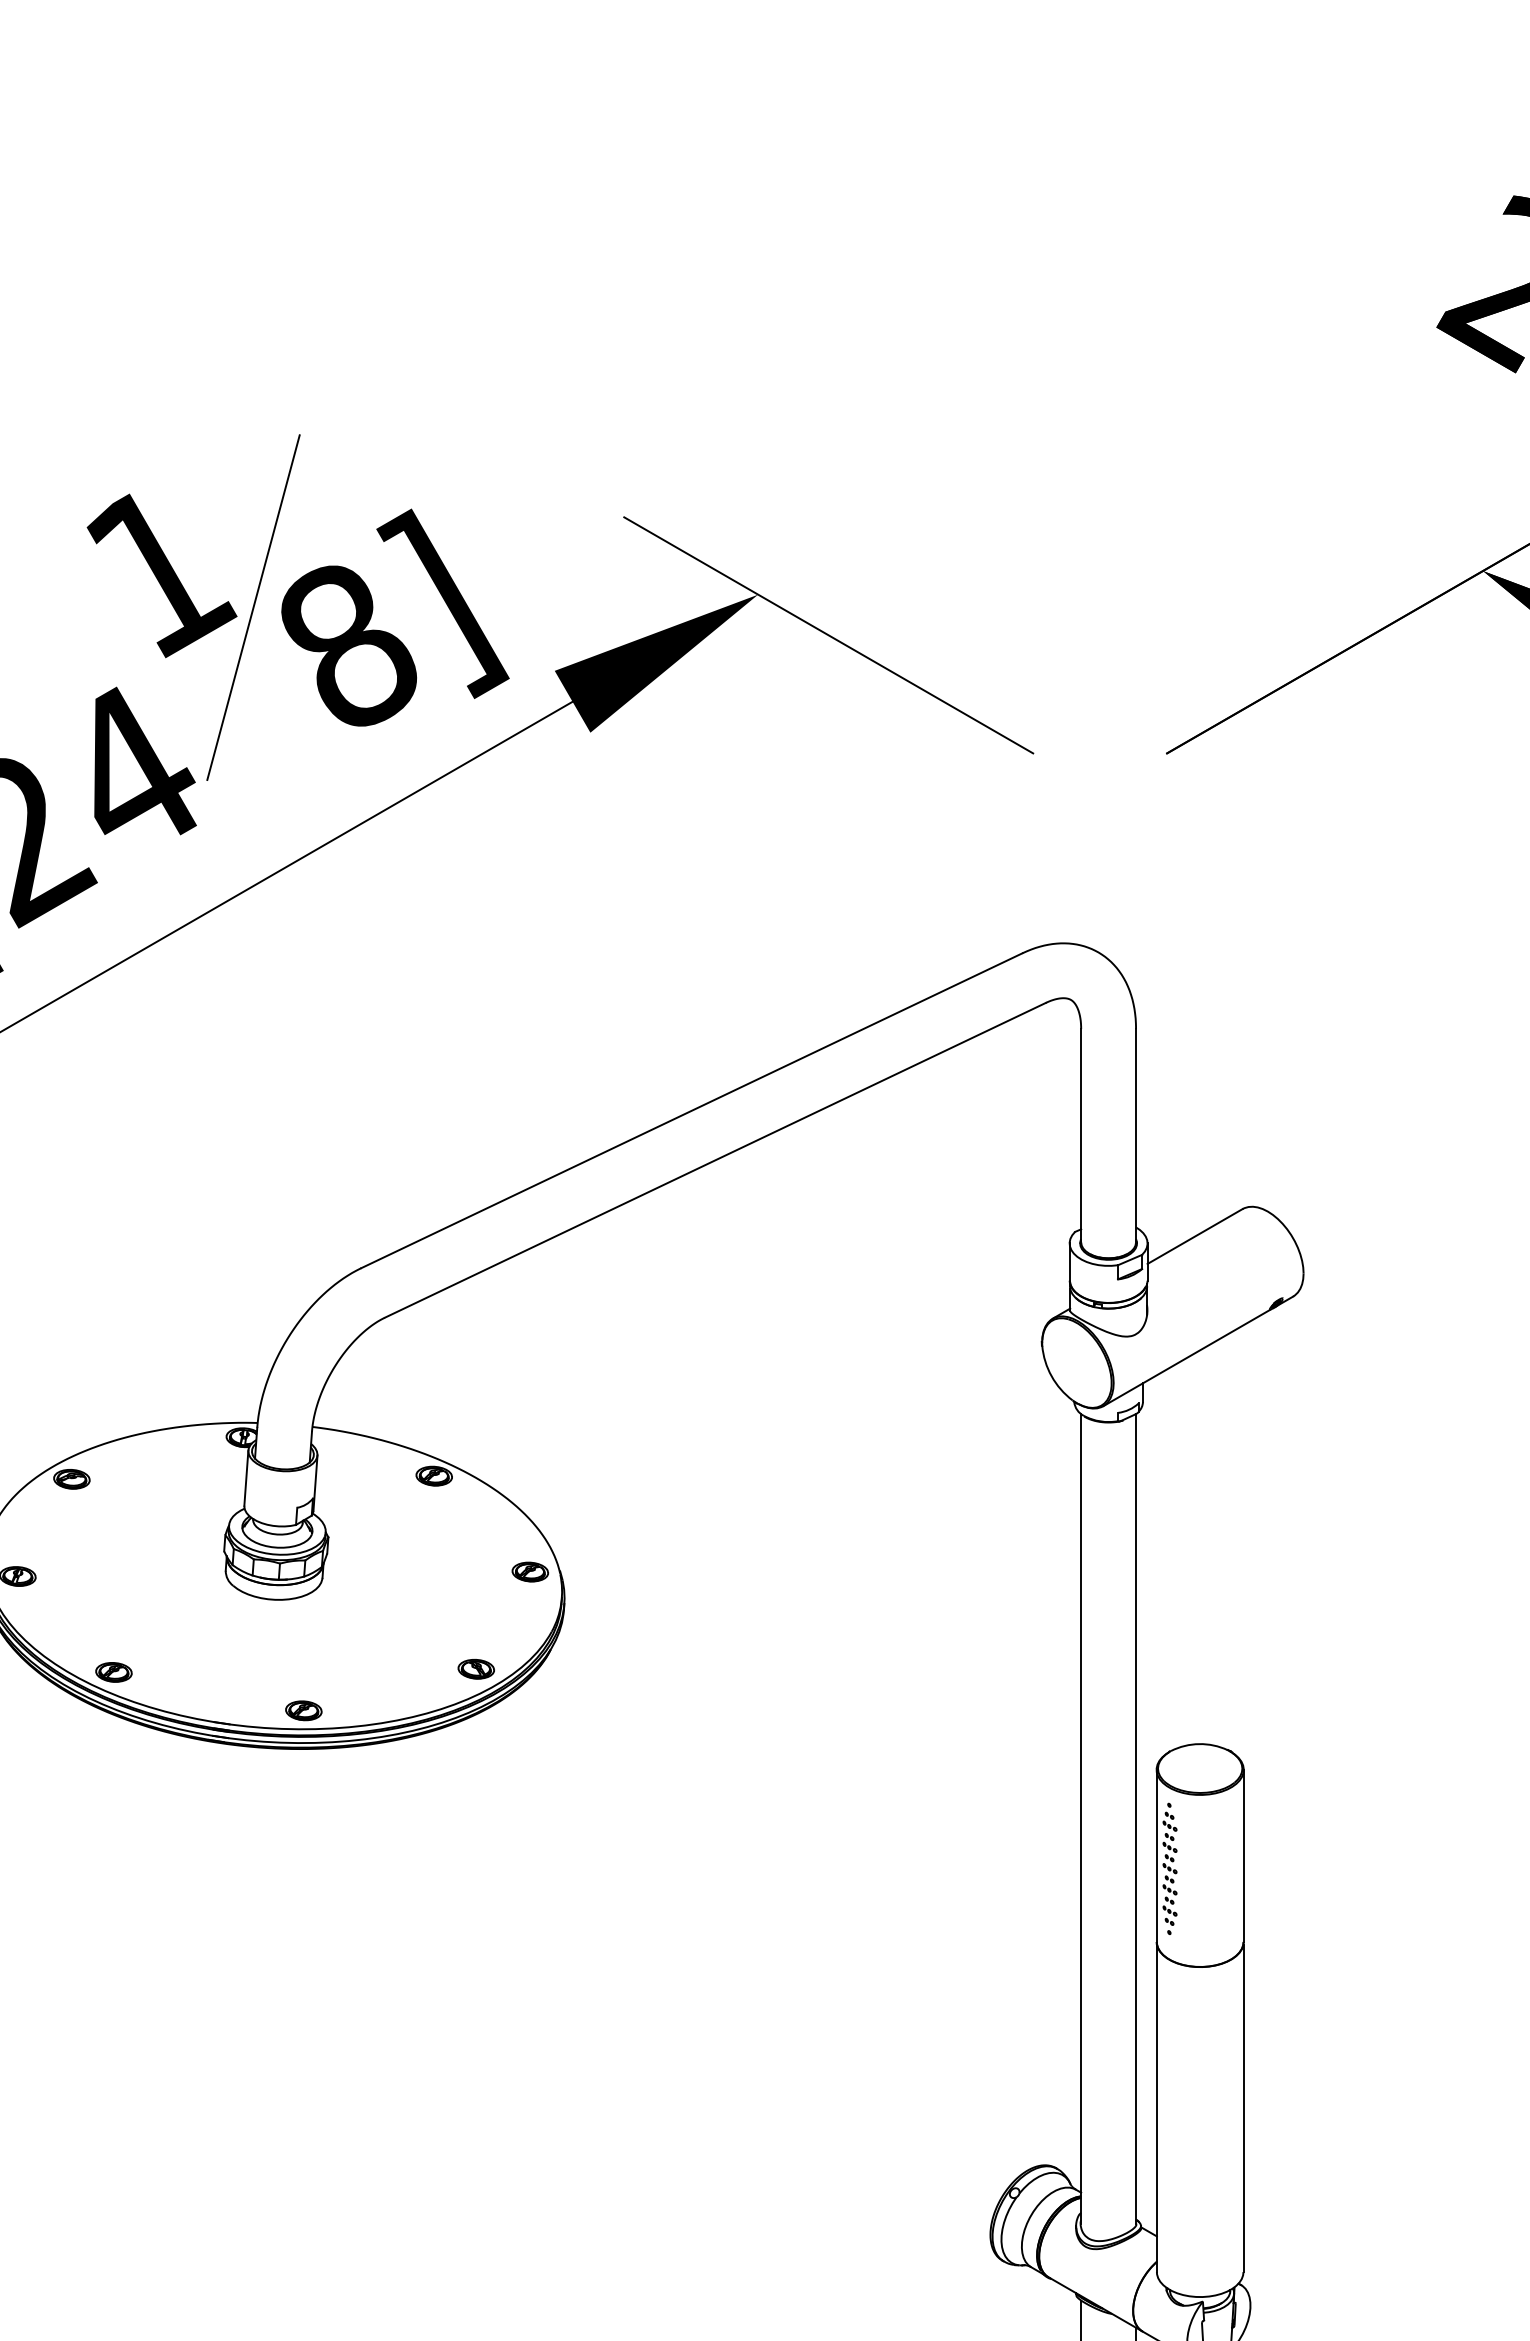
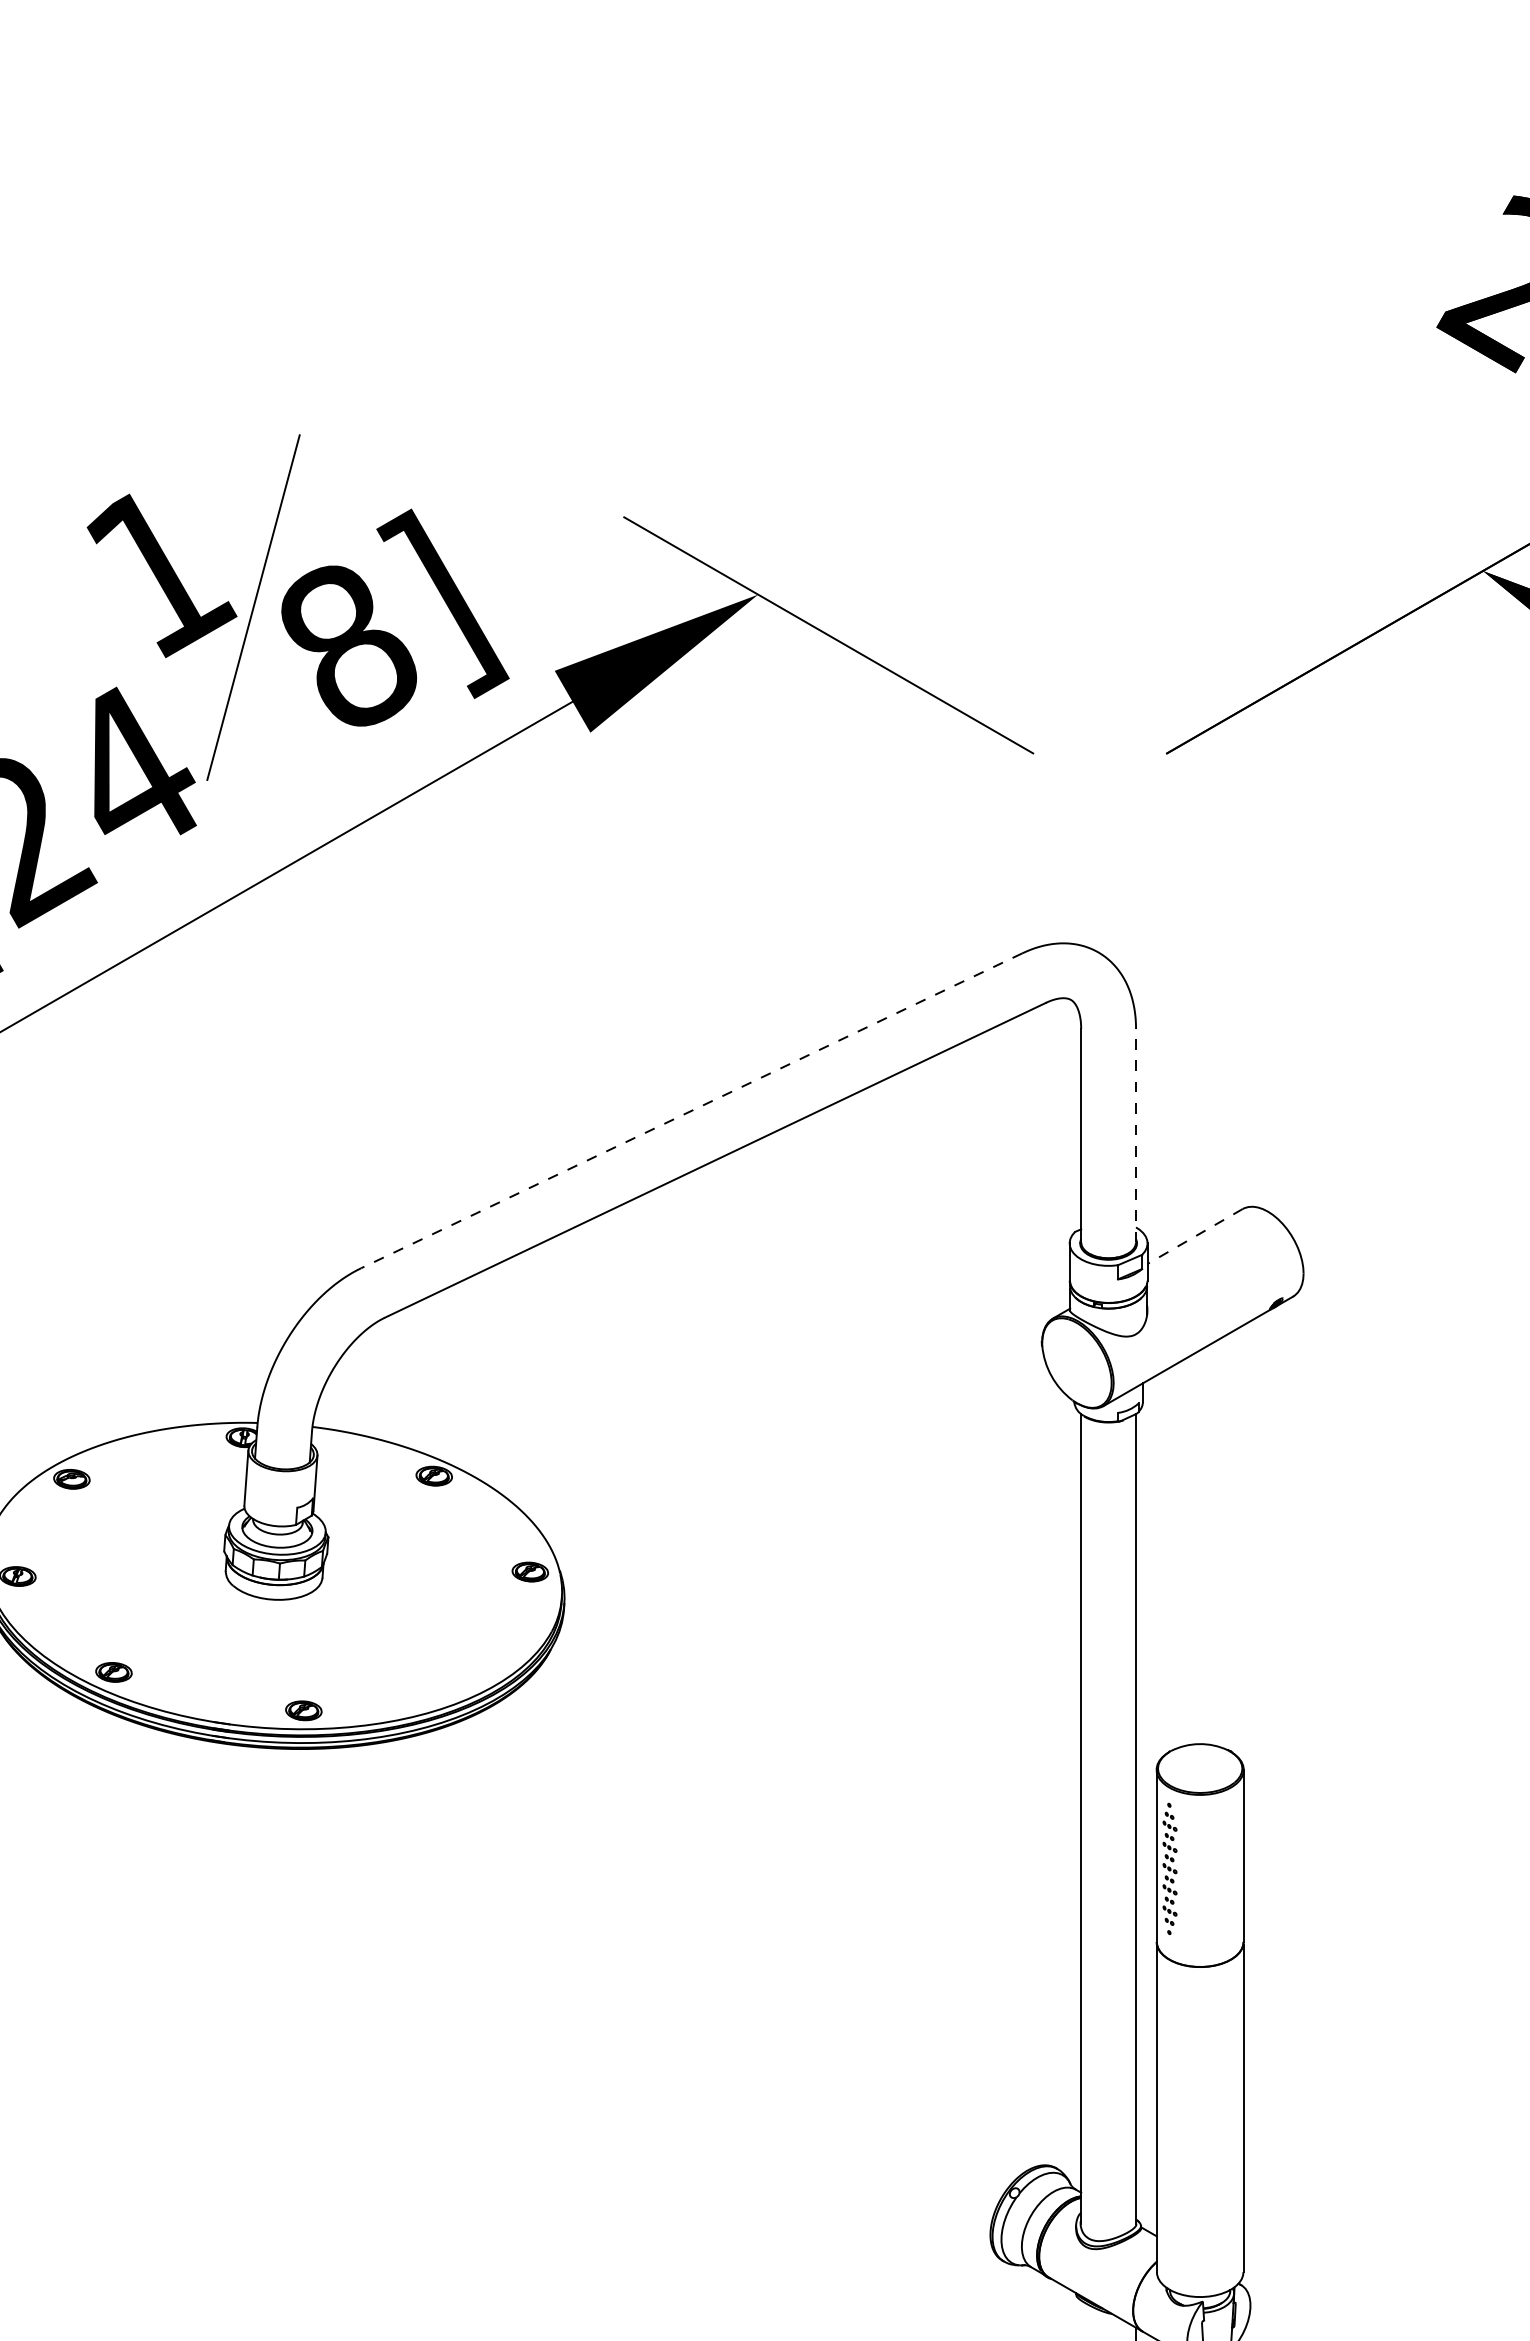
line: solid -> dashed (691, 1111)
line: solid -> dashed (1136, 1135)
line: solid -> dashed (1195, 1236)
part: present -> none (475, 1669)
line: present -> none (1081, 2318)
